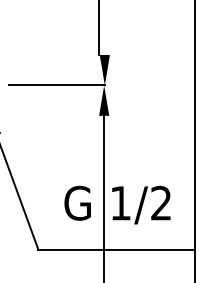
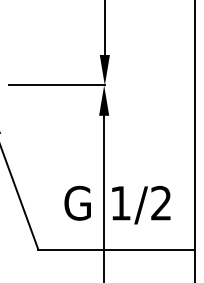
line position: (98, 28) -> (104, 28) (104, 28)
